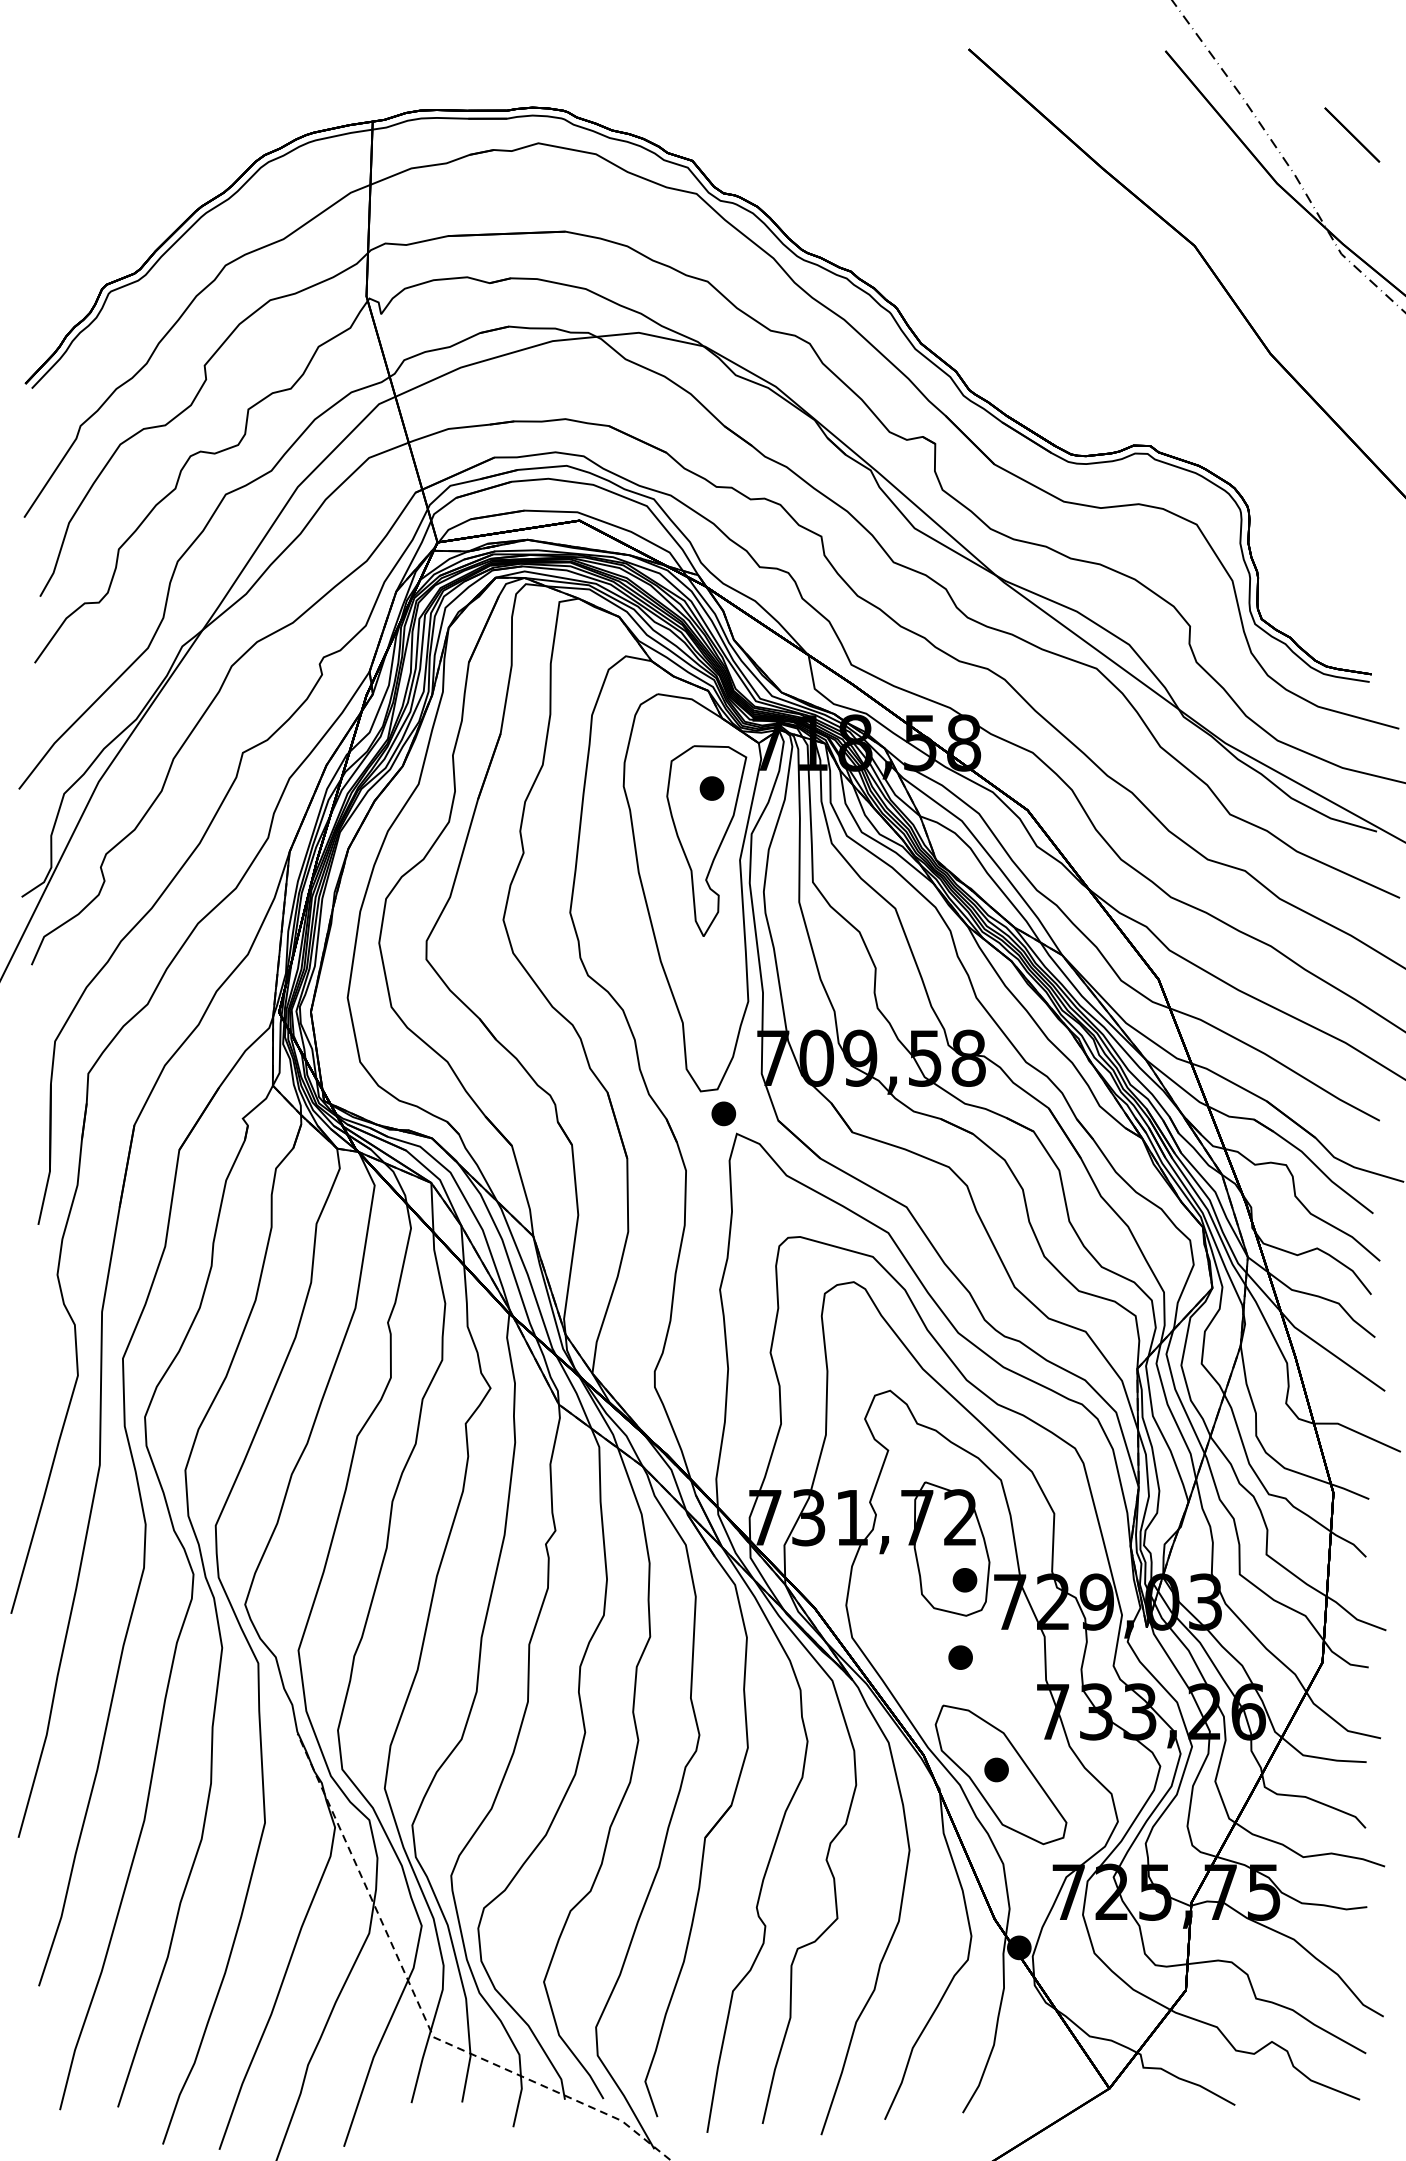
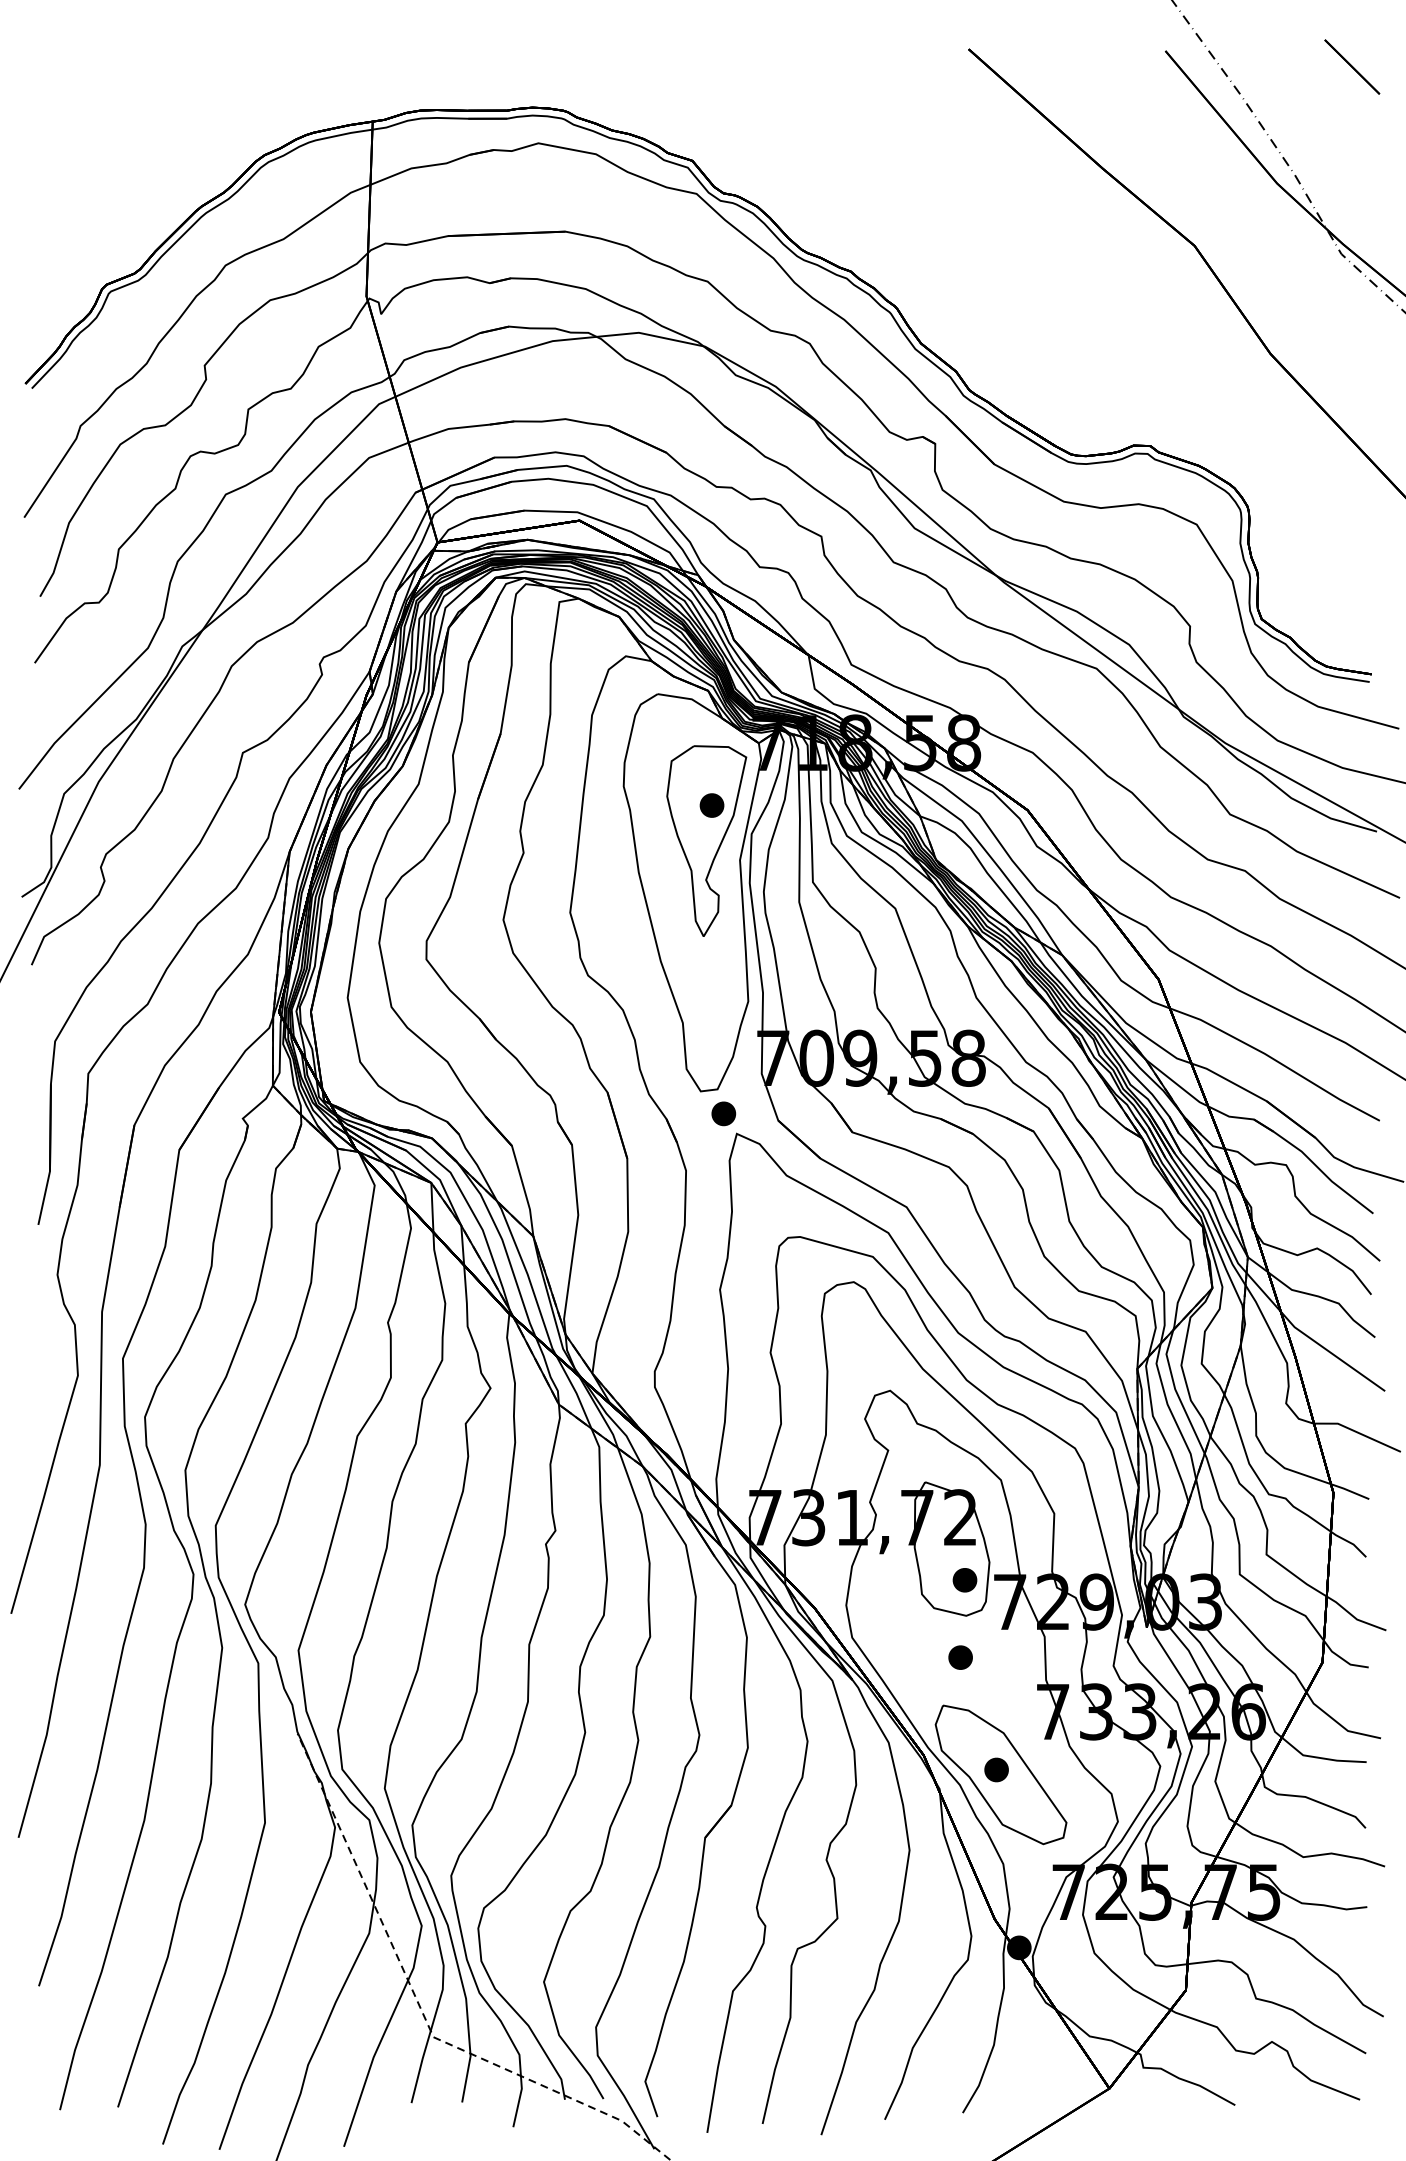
line position: (1352, 134) -> (1352, 66) (1352, 66)
part position: (711, 788) -> (711, 805) (711, 805)
